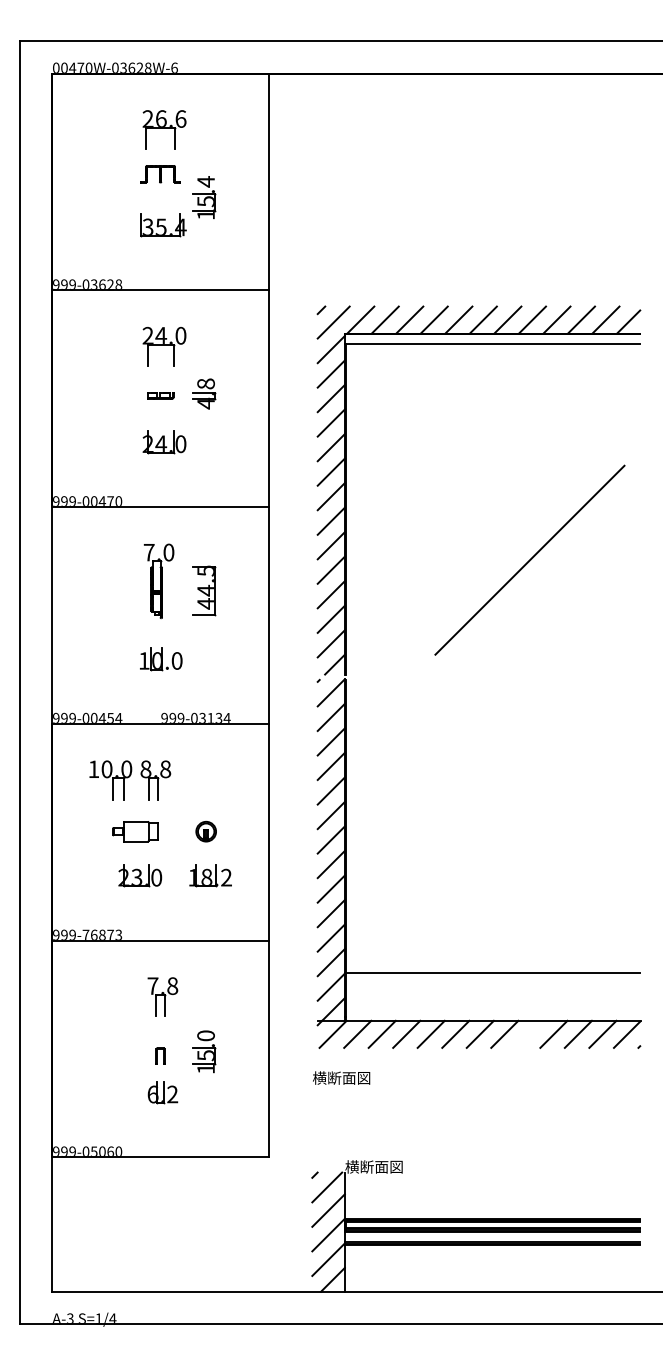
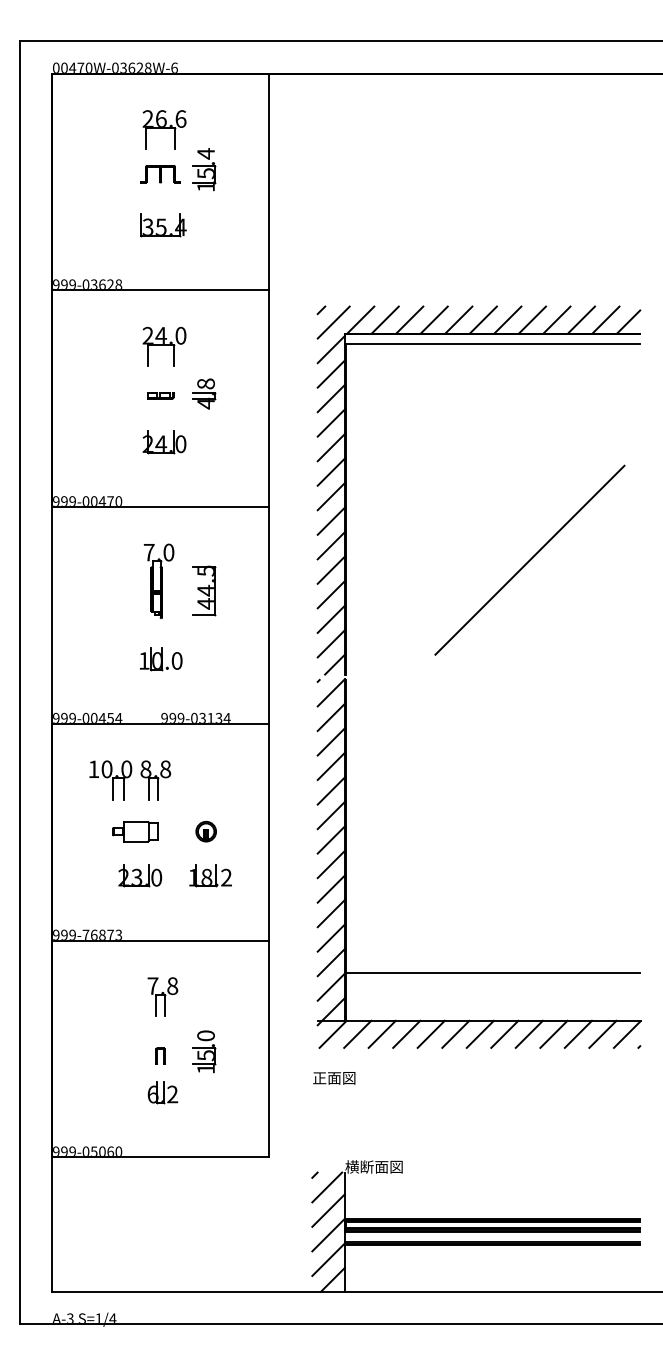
part position: (204, 197) -> (204, 169) (204, 169)
line: none -> present (528, 1033)
text: 横断面図 -> 正面図 (341, 1077)
